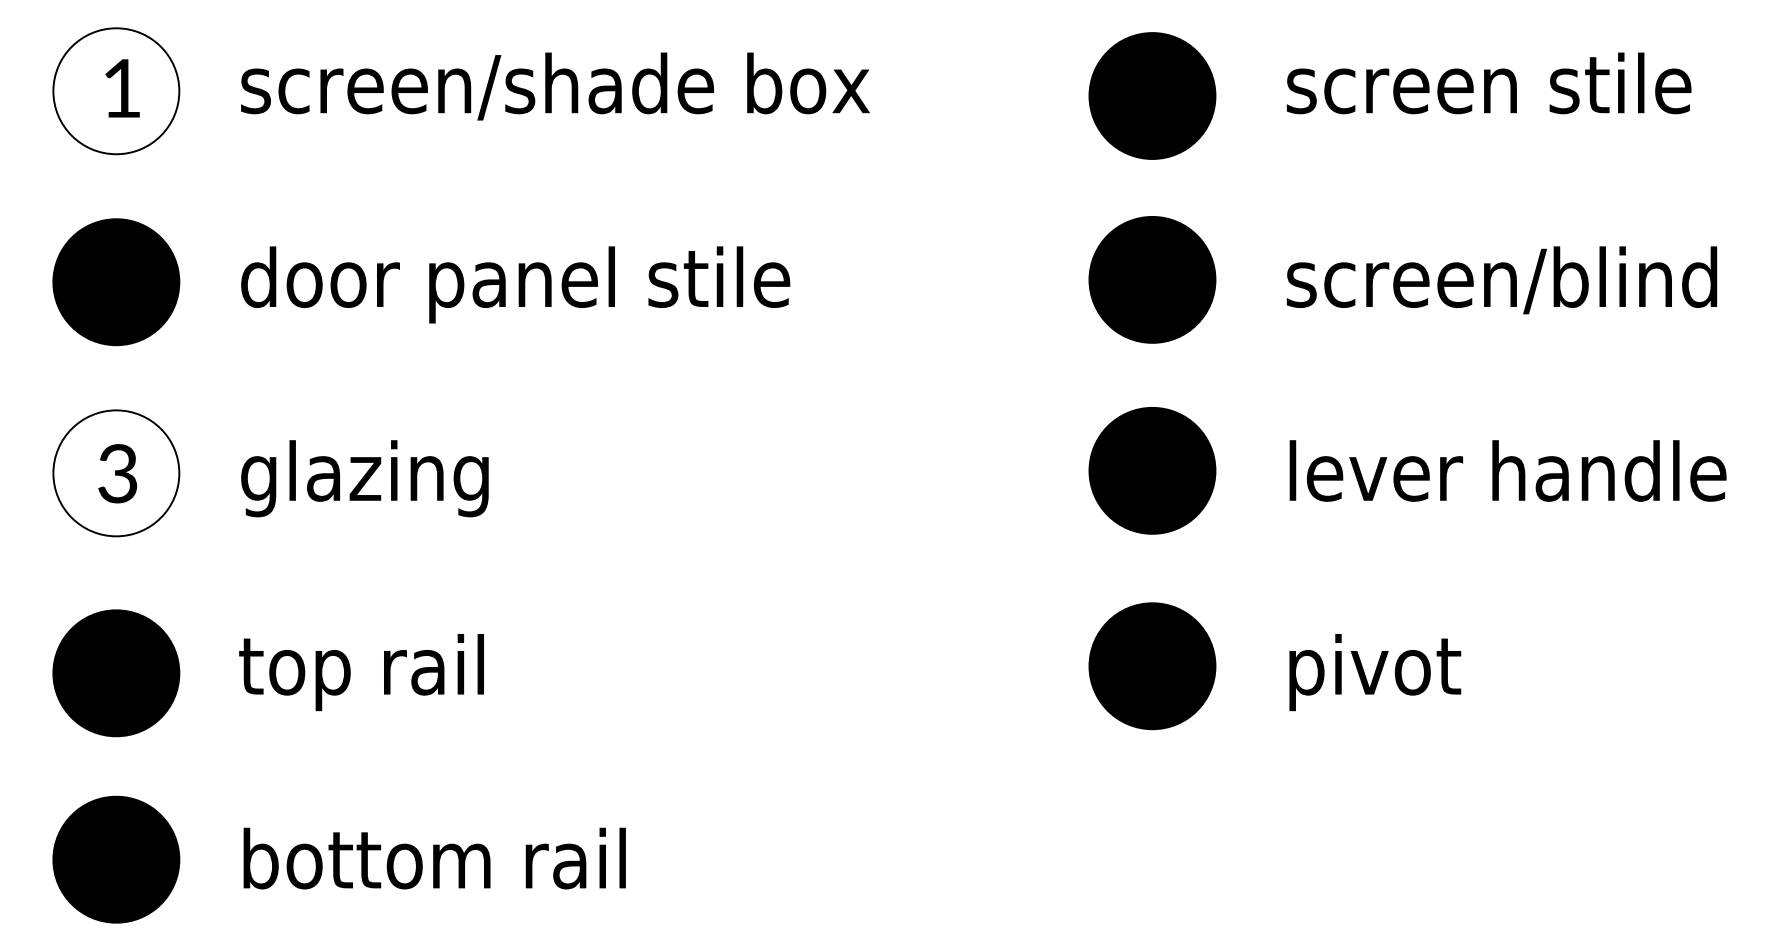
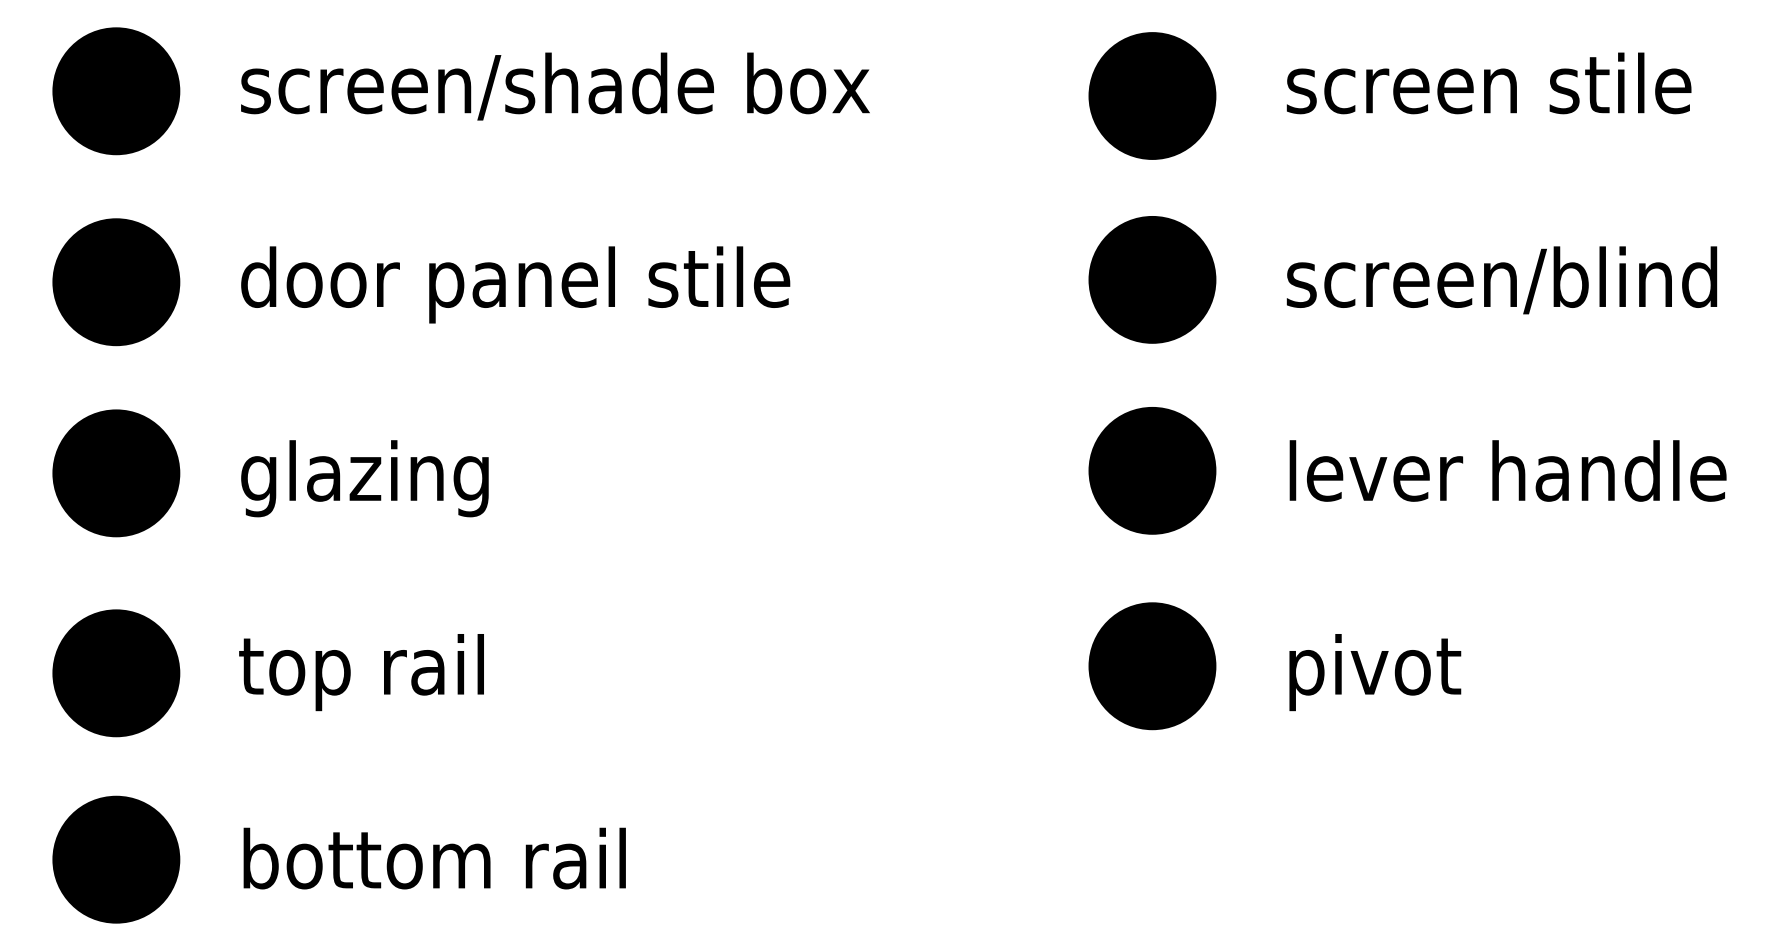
fill: none -> present (116, 91)
fill: none -> present (116, 473)
